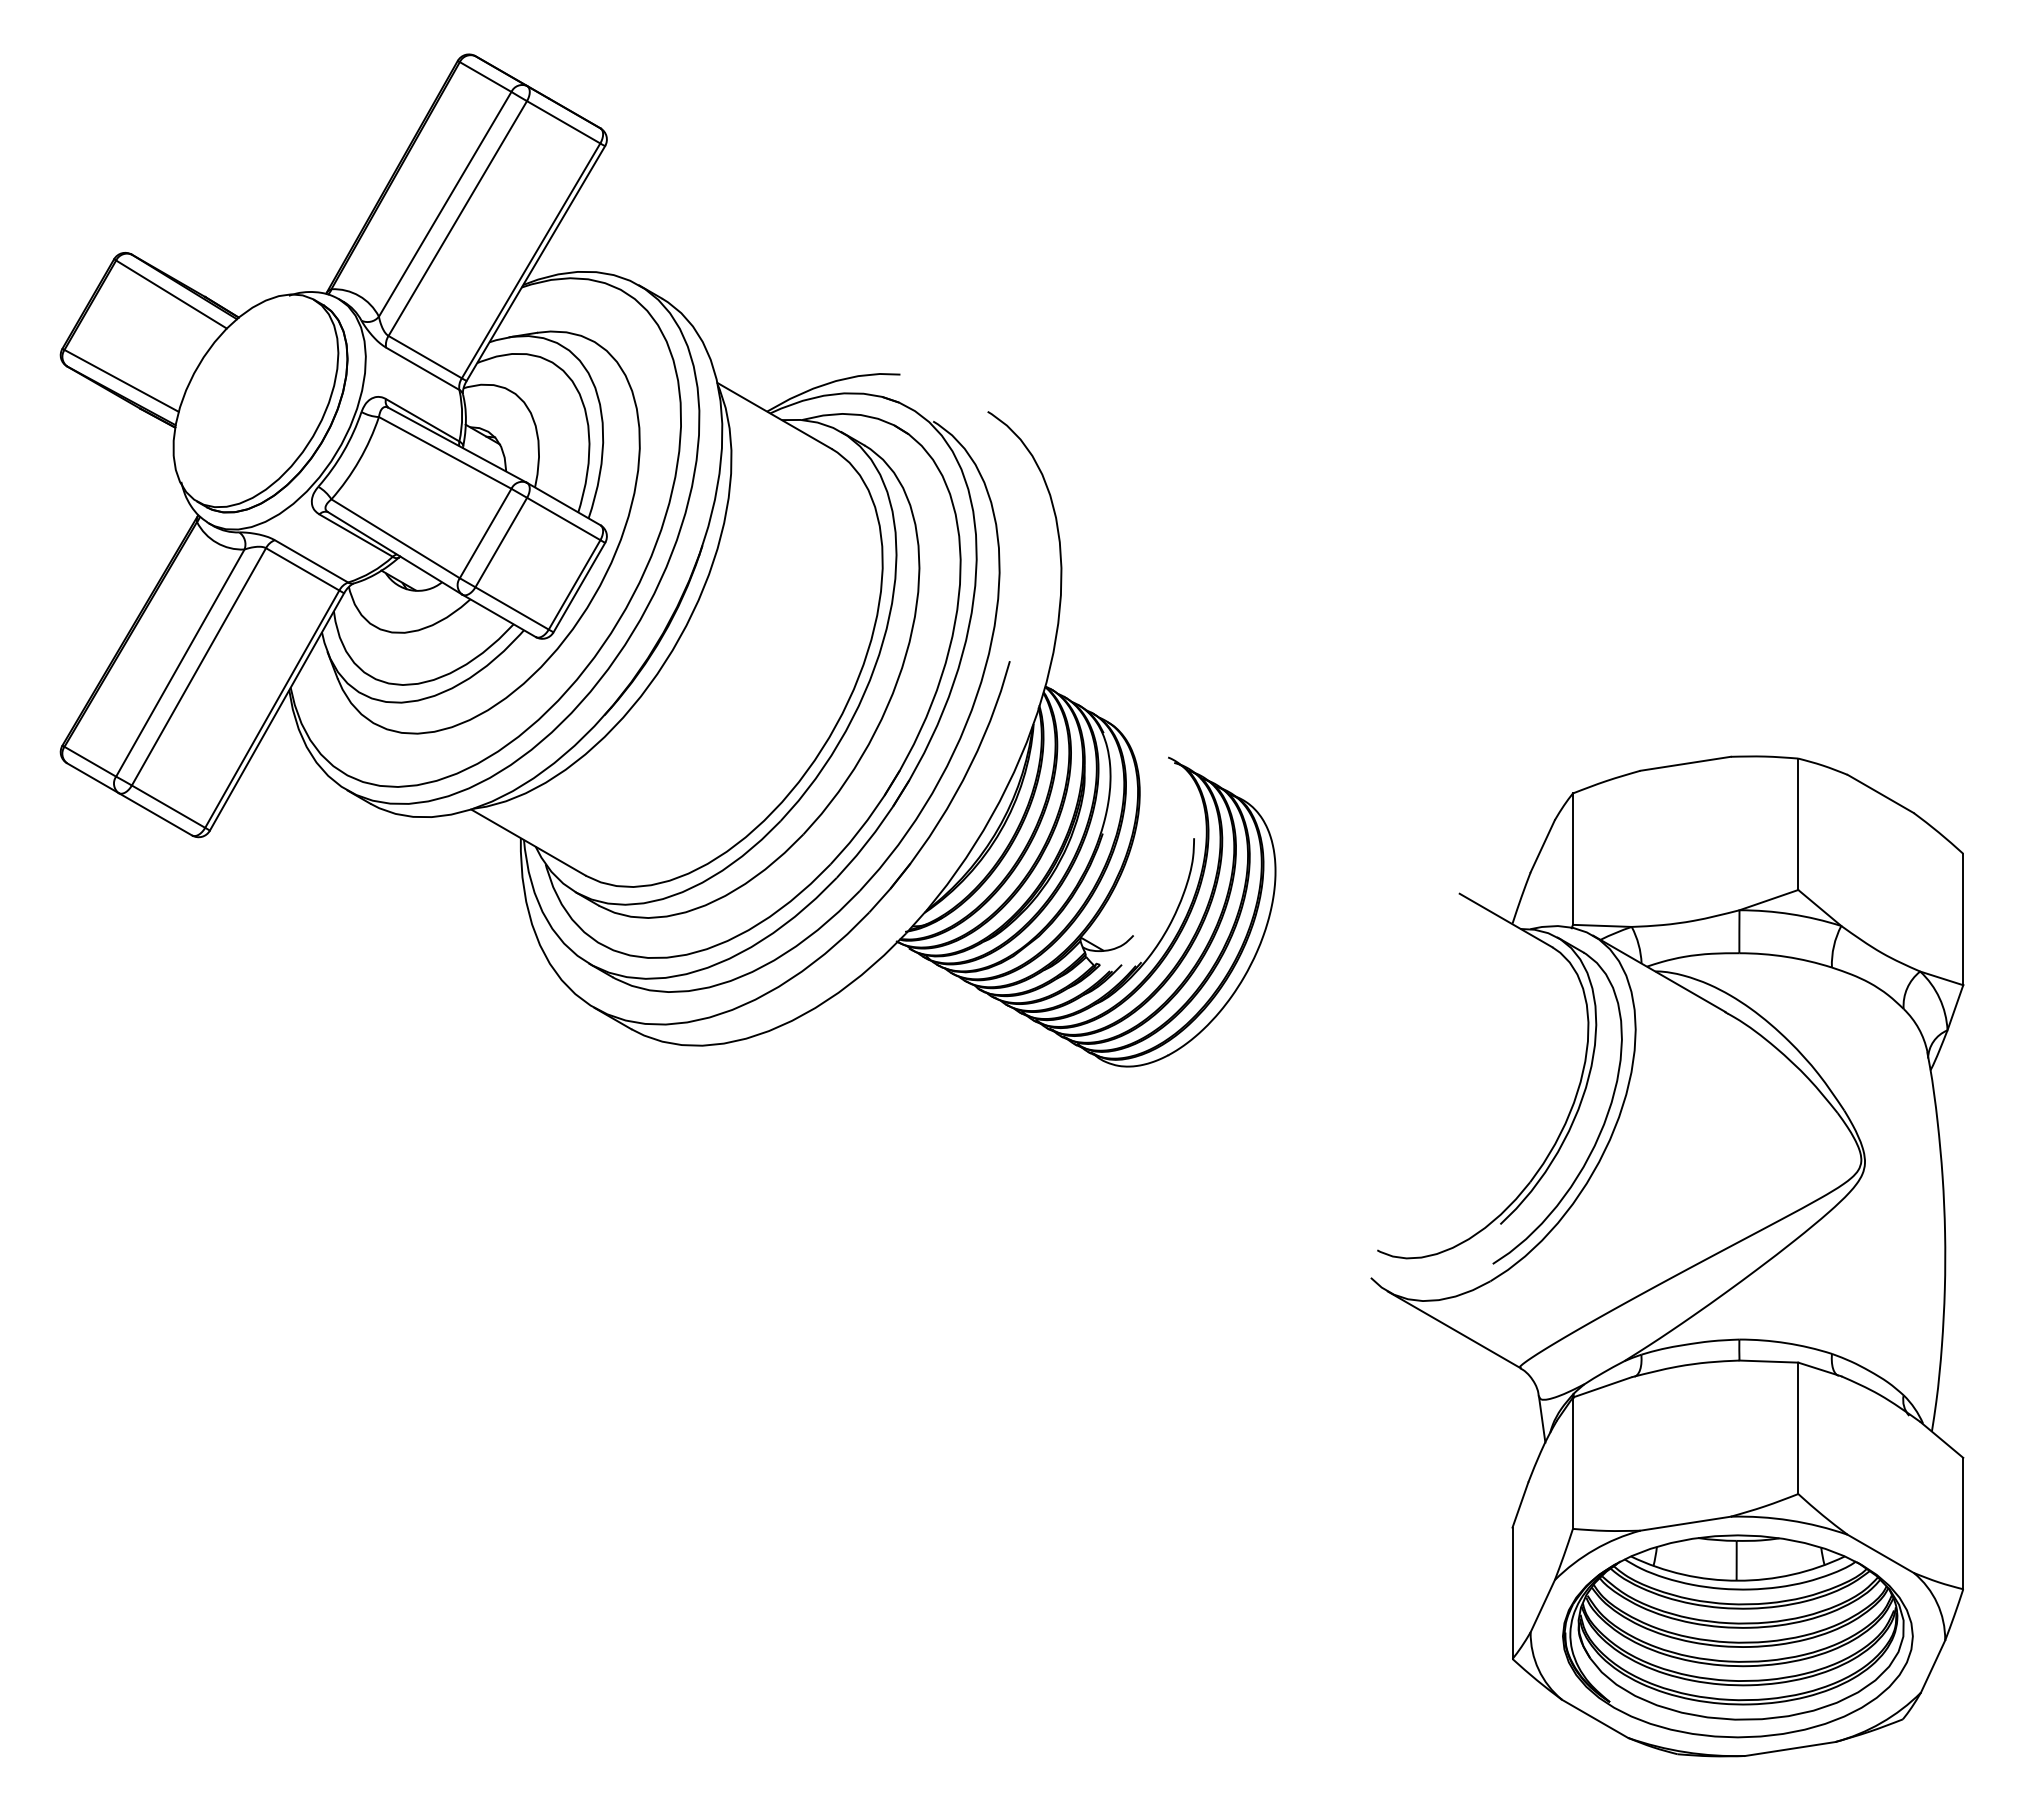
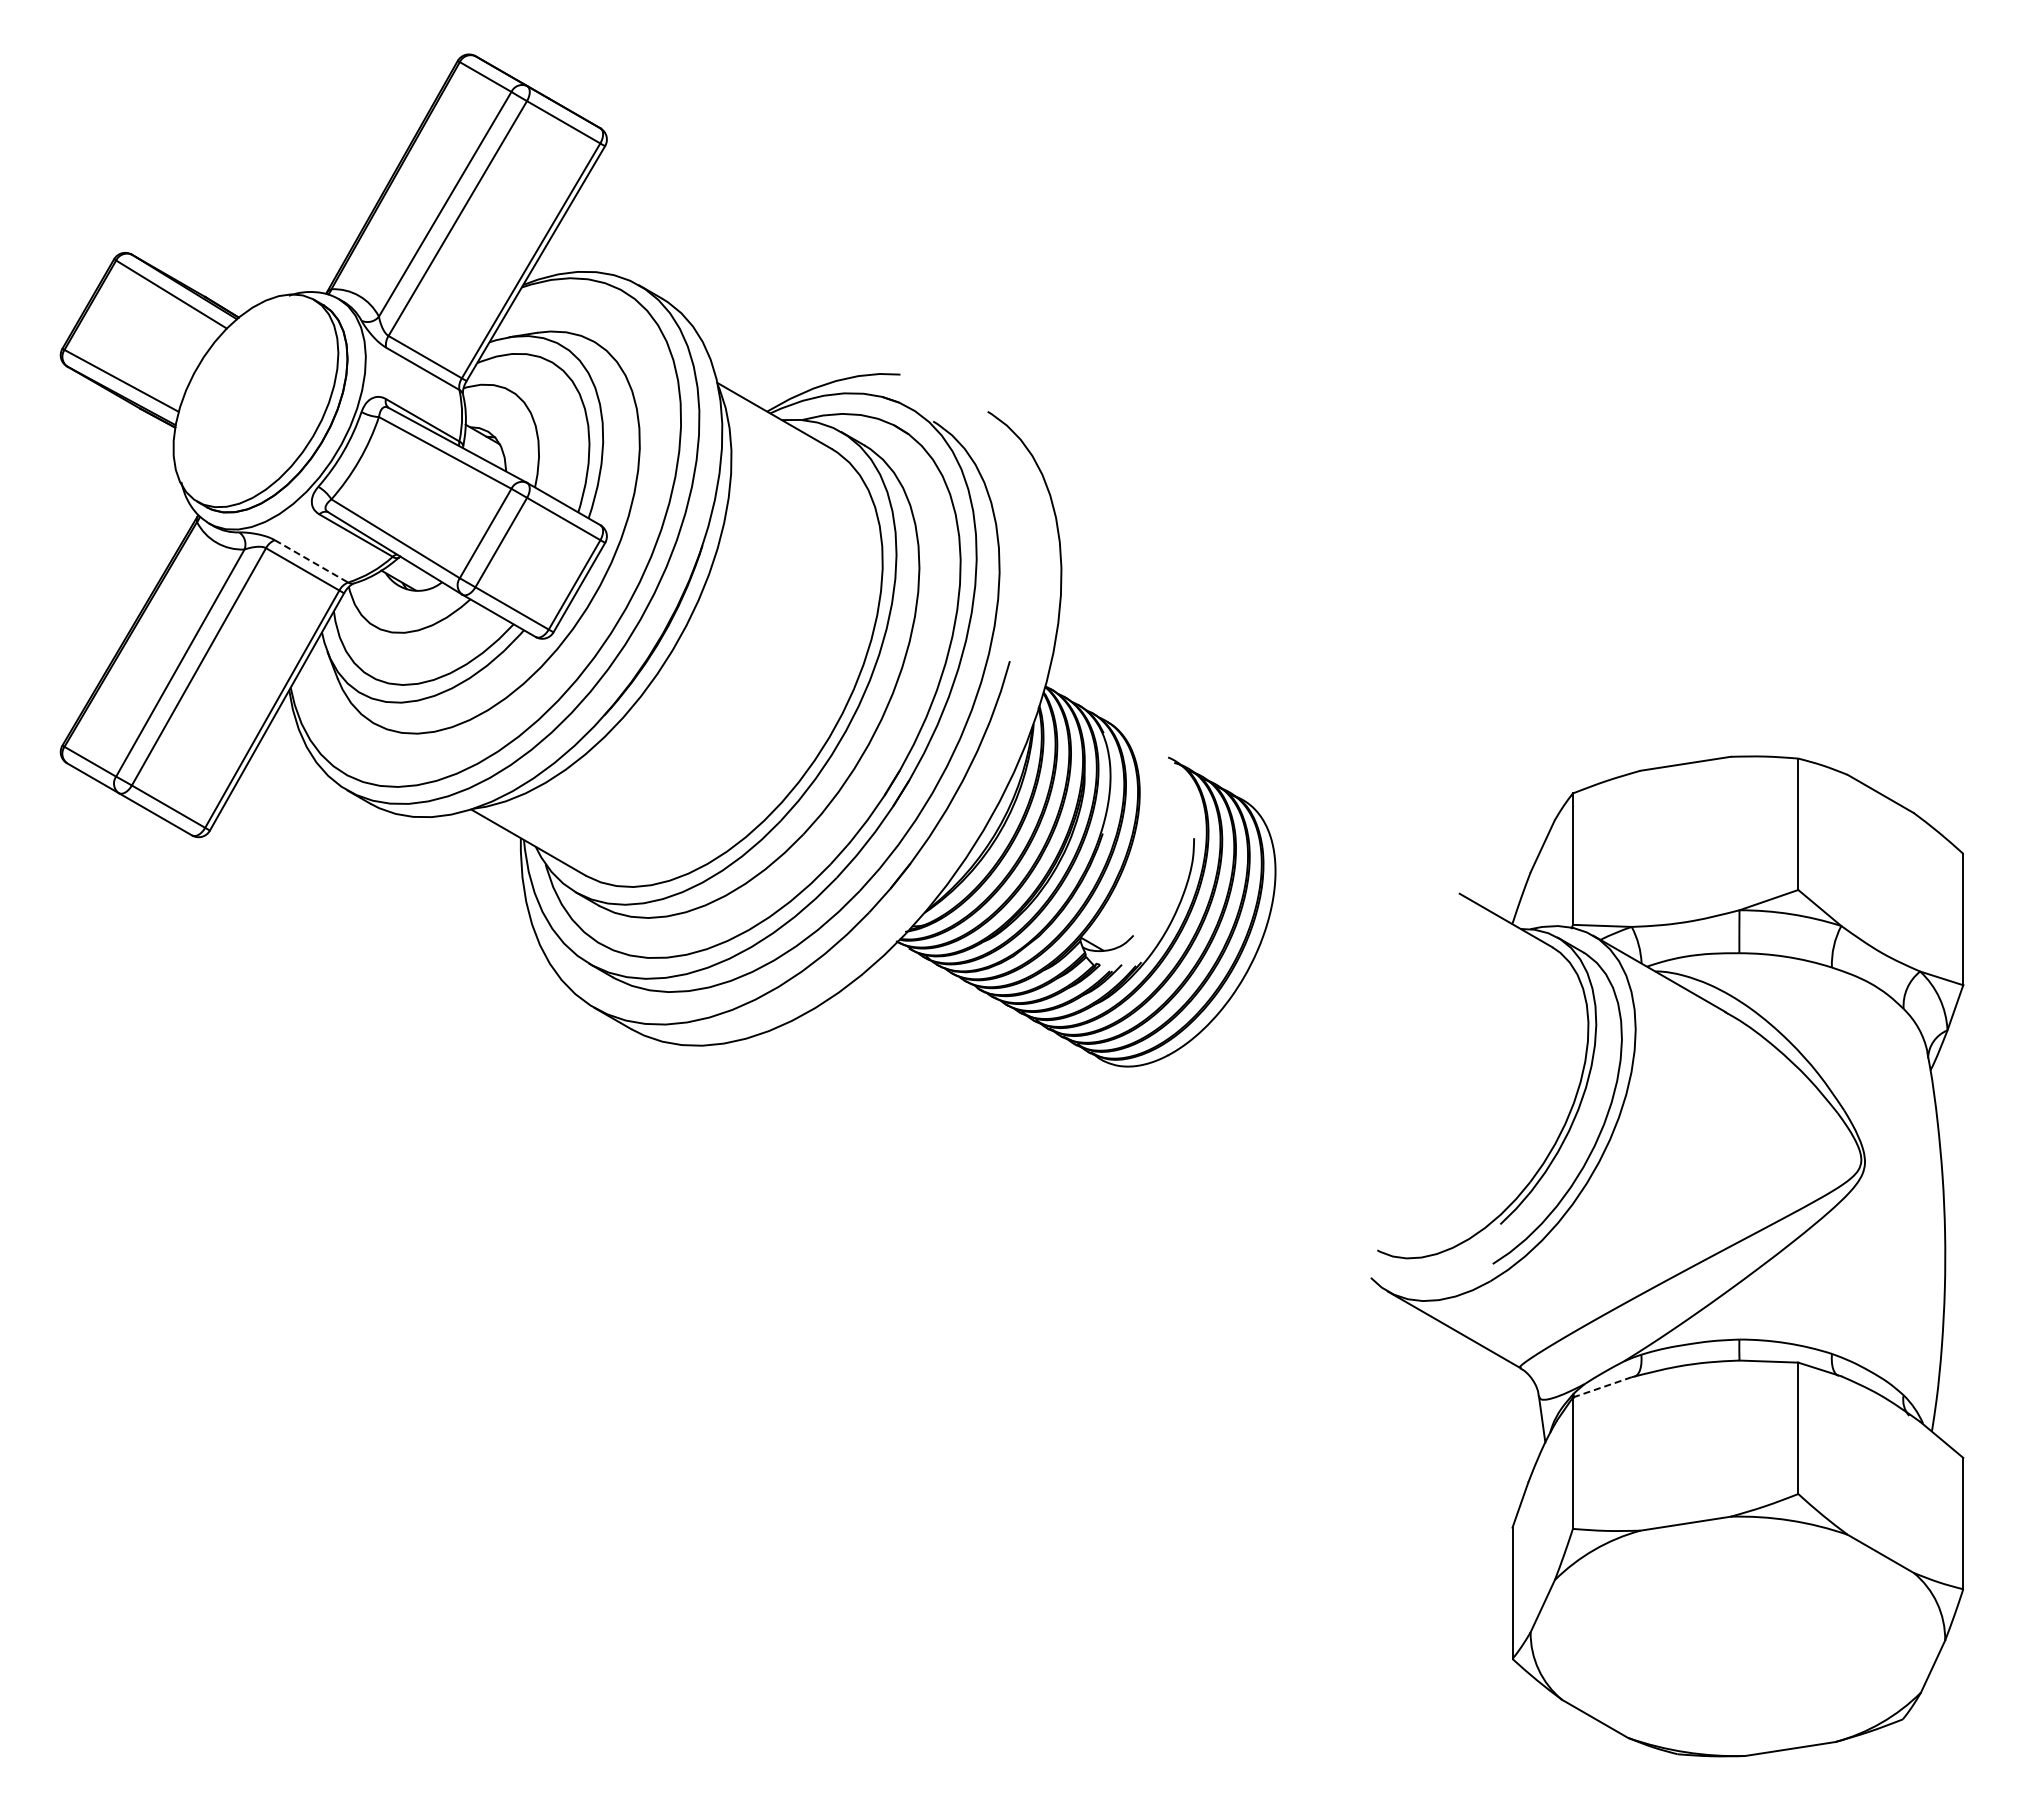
line: solid -> dashed (311, 561)
line: solid -> dashed (1601, 1387)
part: present -> none (1737, 1636)
